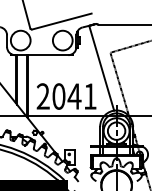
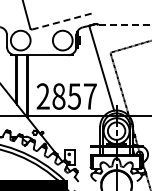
line: solid -> dashed (61, 21)
line: solid -> dashed (125, 25)
text: 2041 -> 2857 (74, 96)
